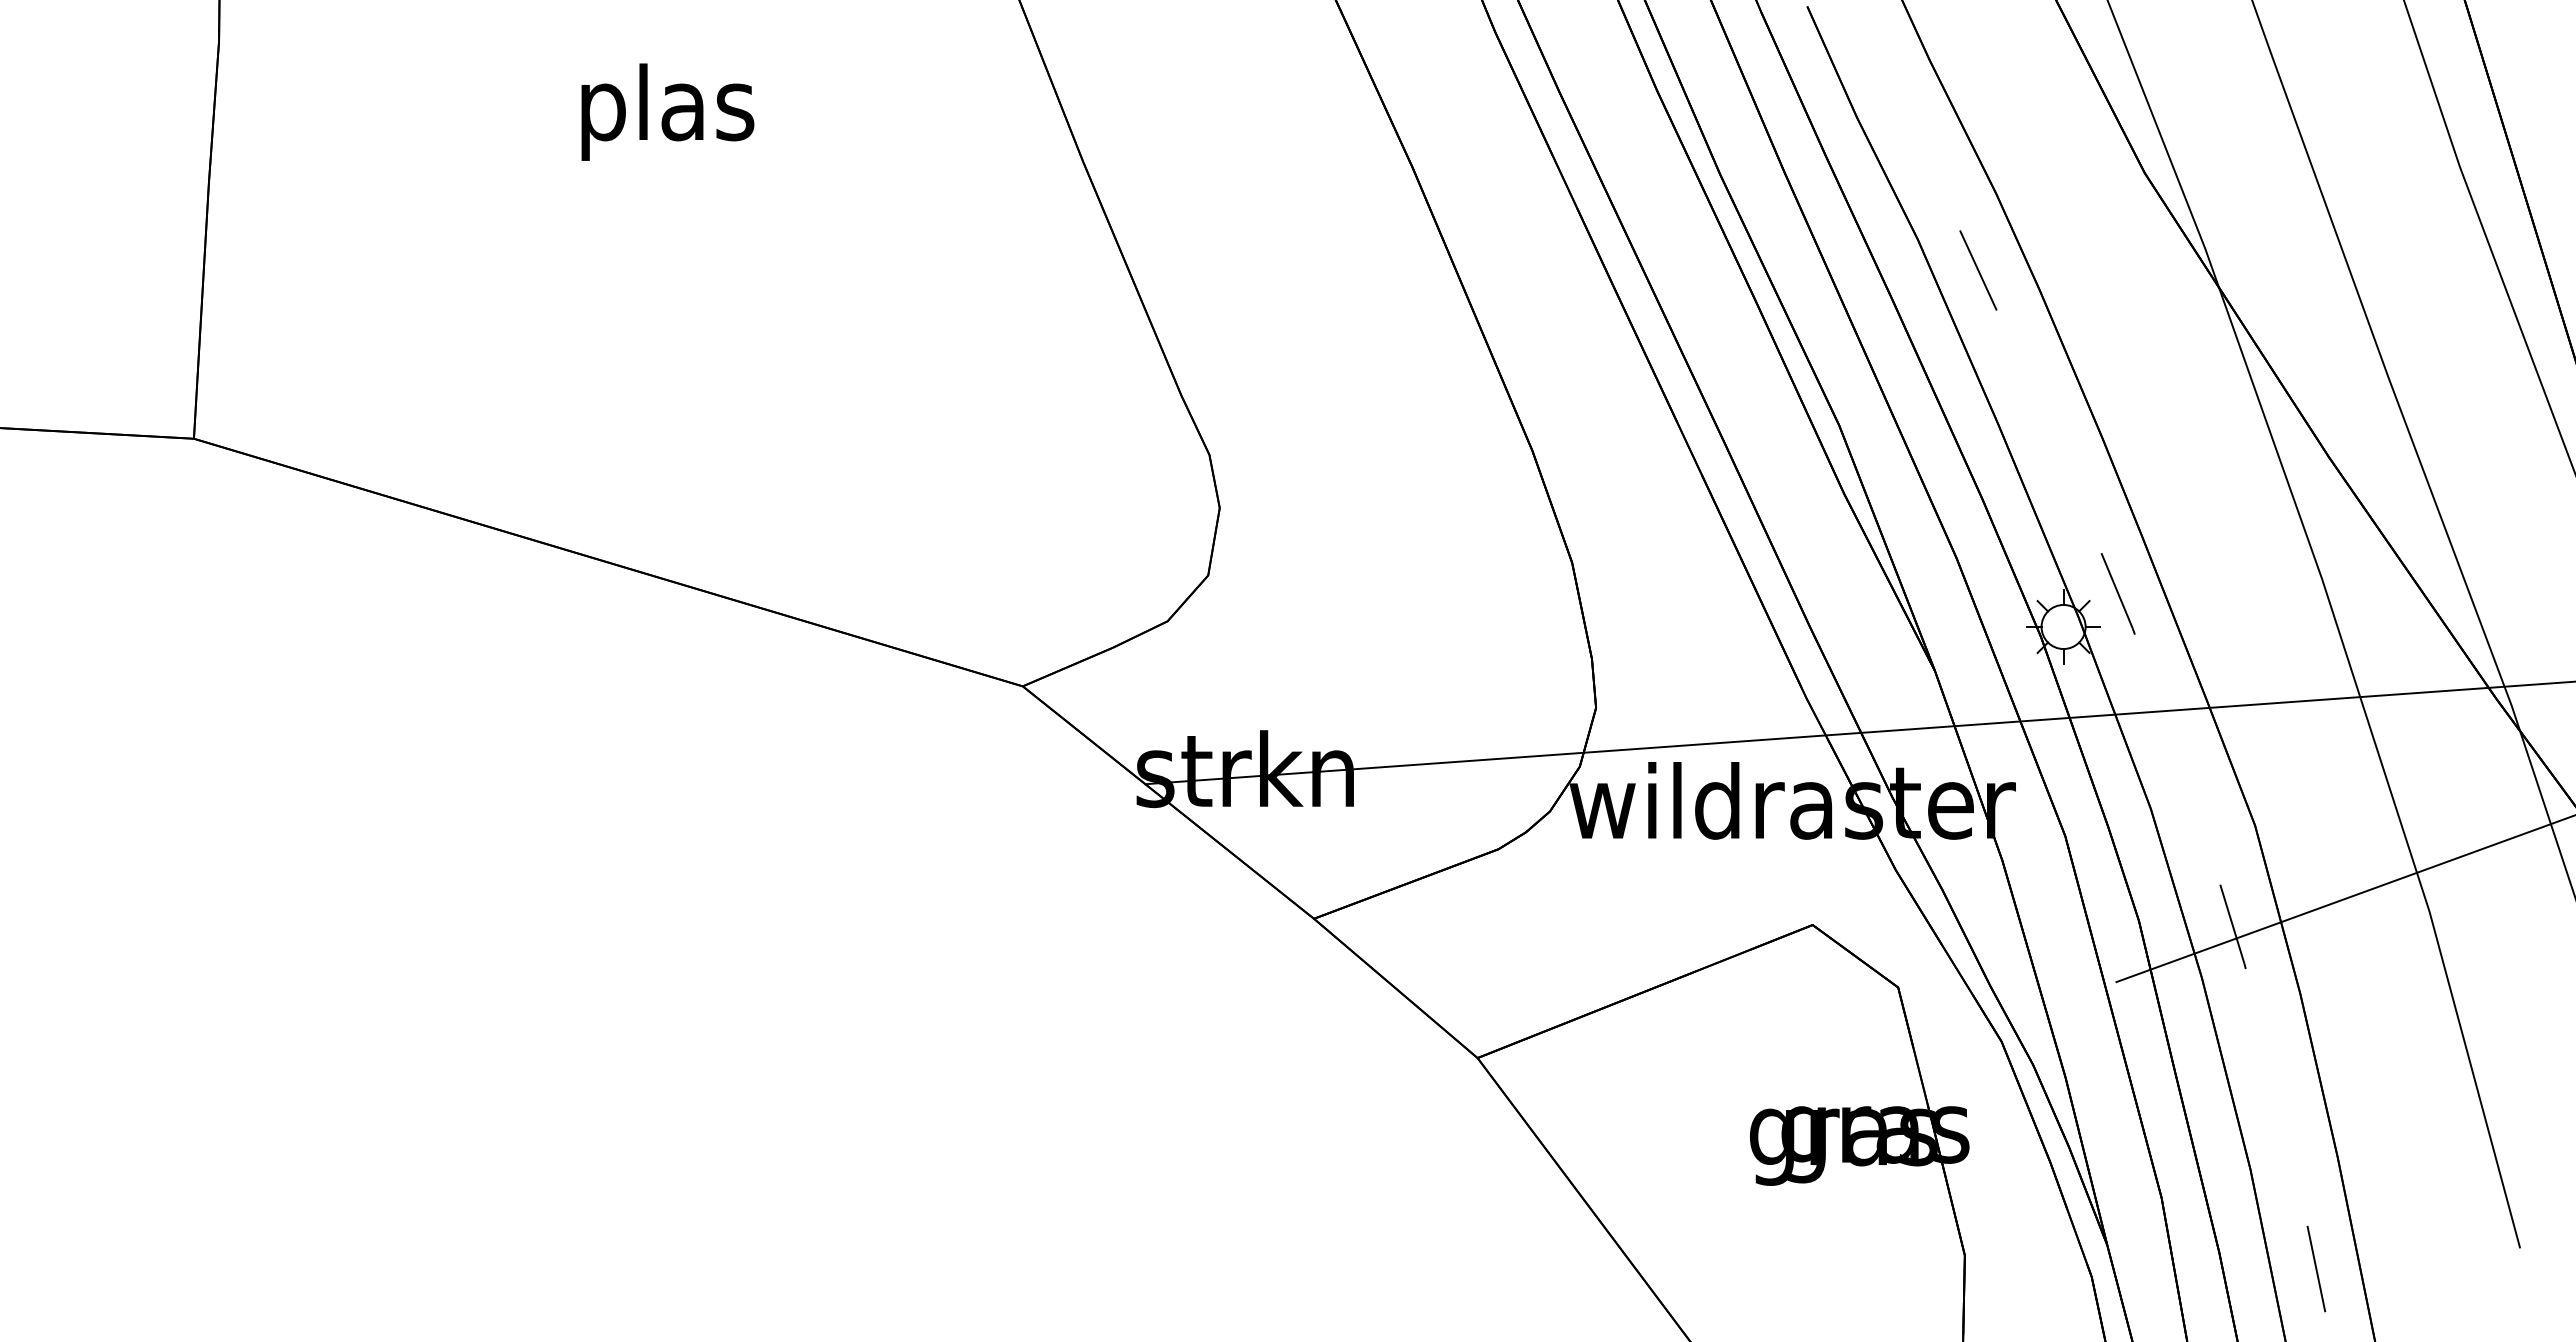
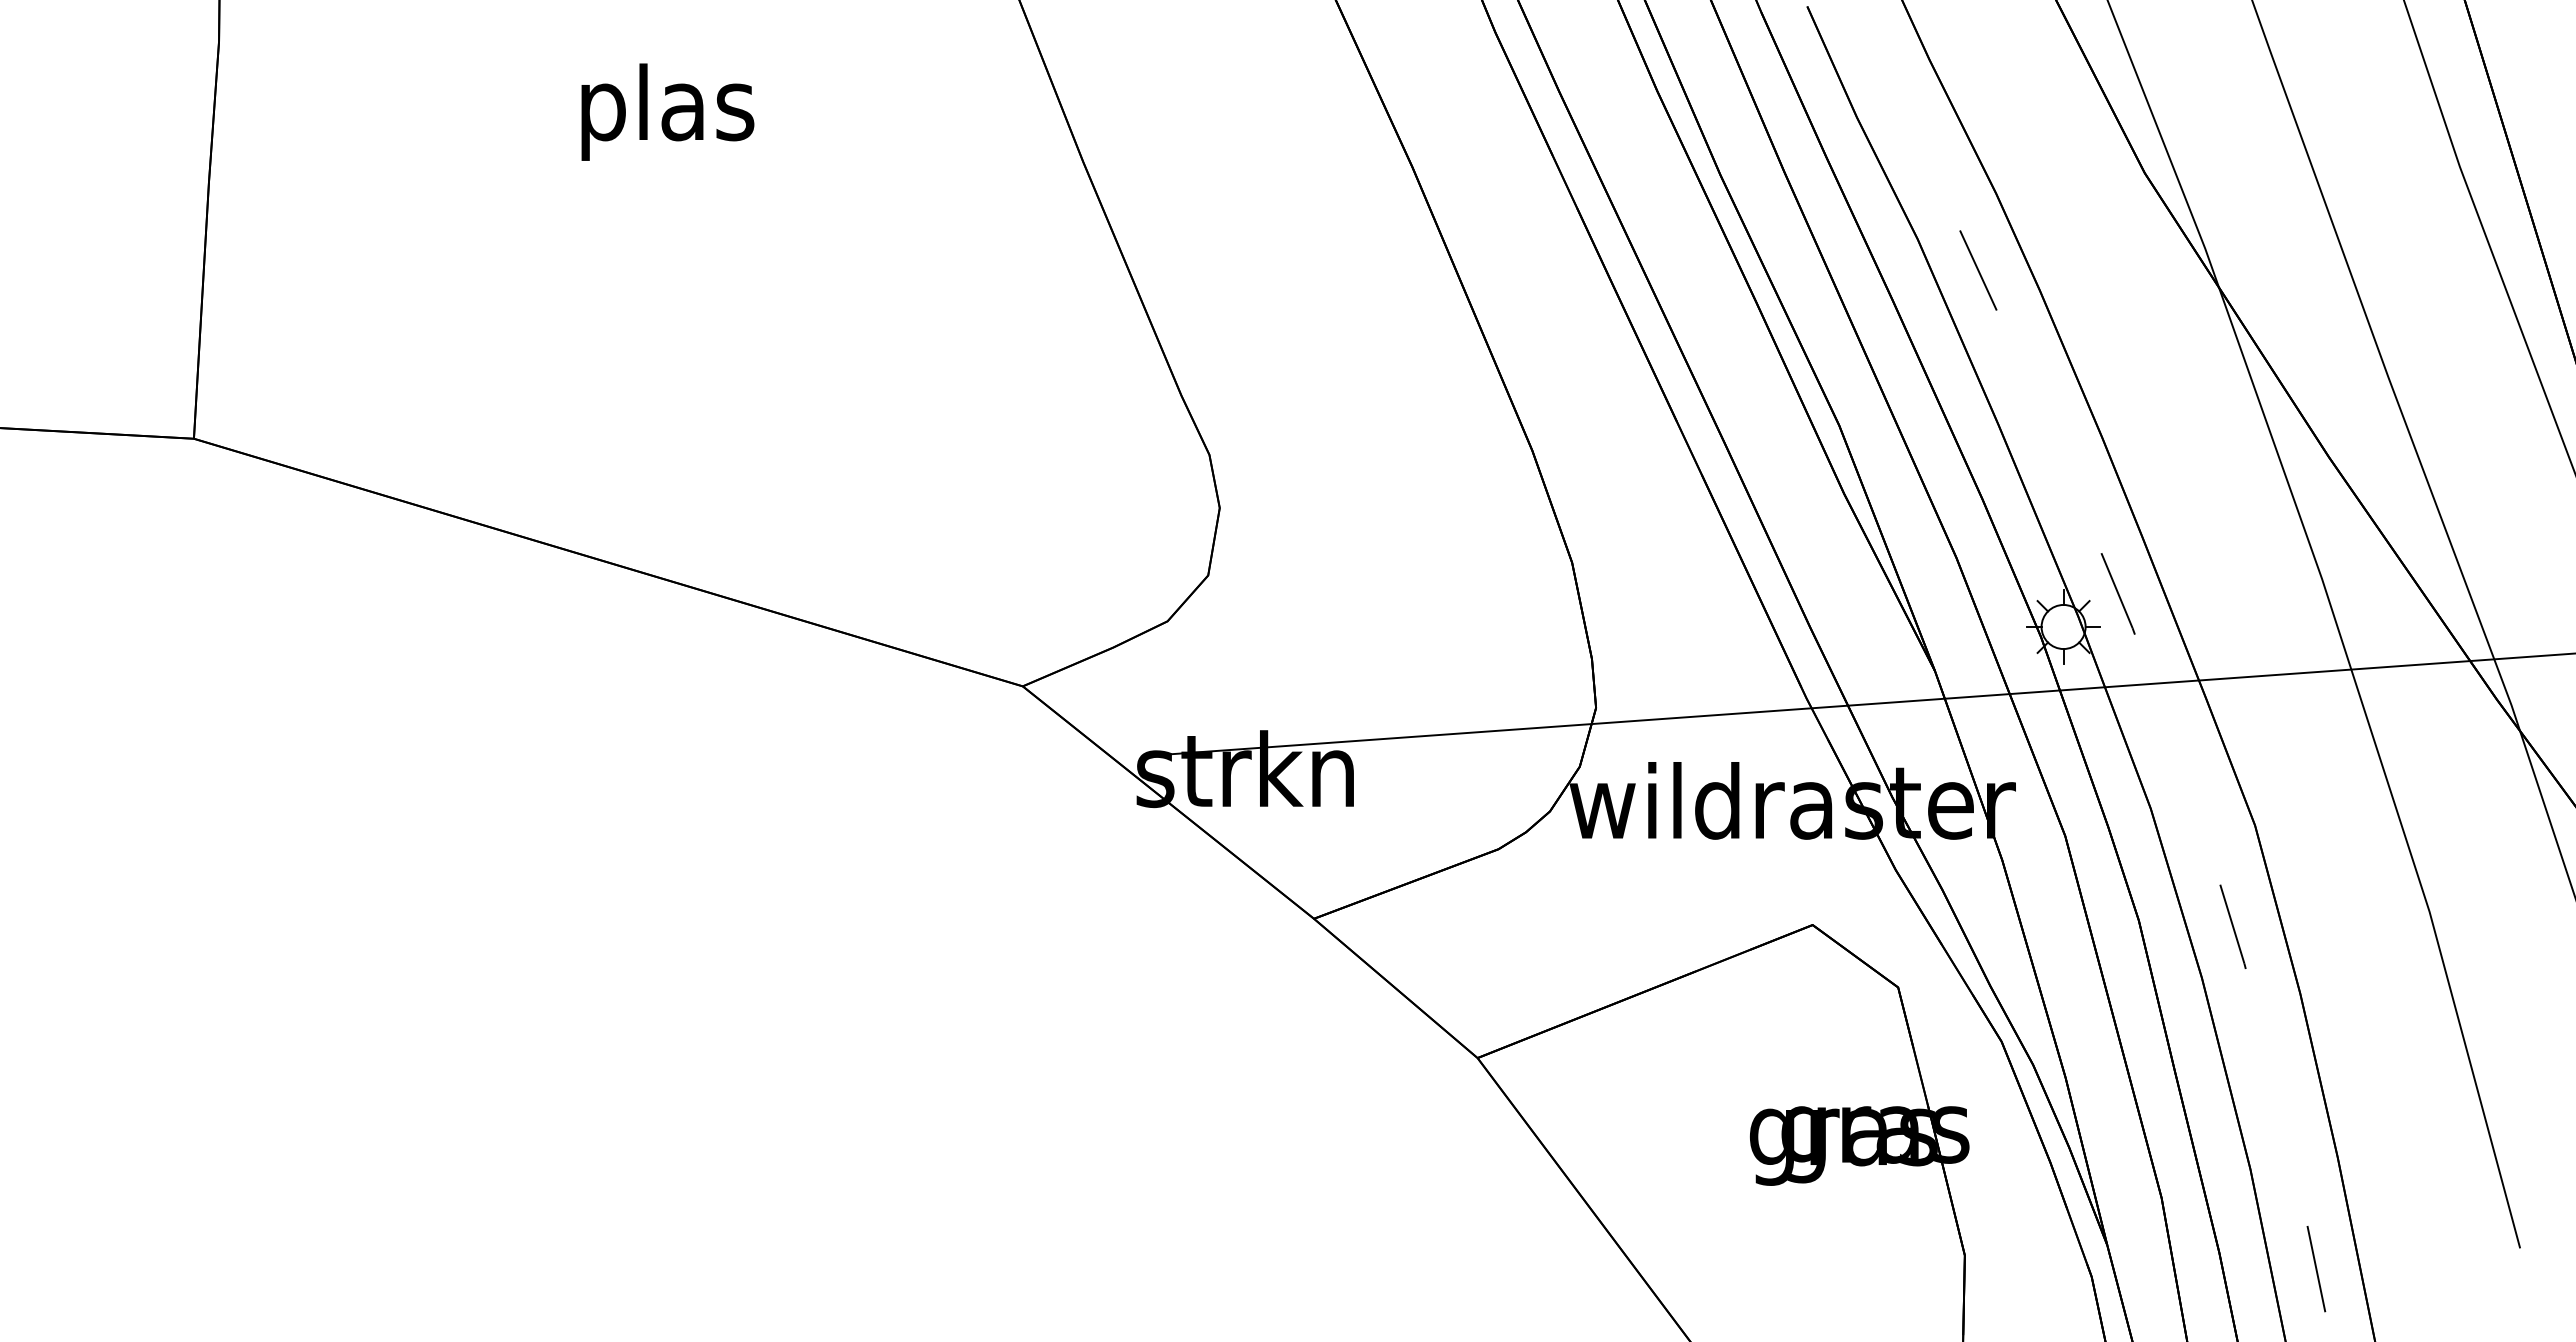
line position: (1858, 732) -> (1857, 704) (1857, 704)
line: present -> none (2344, 899)
